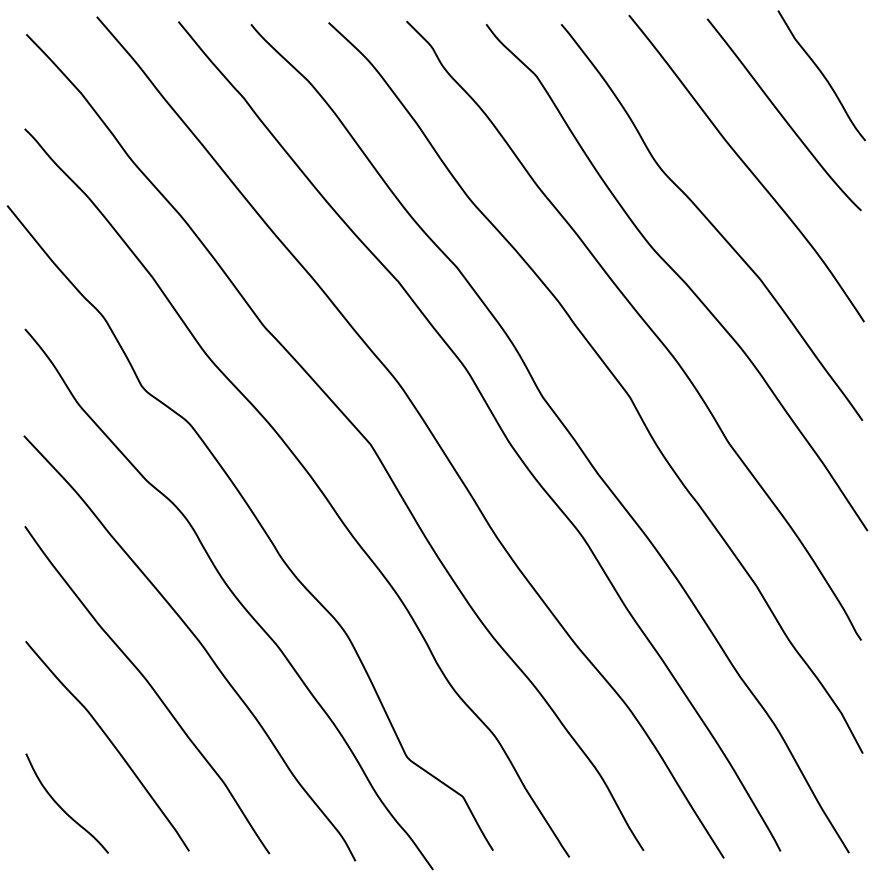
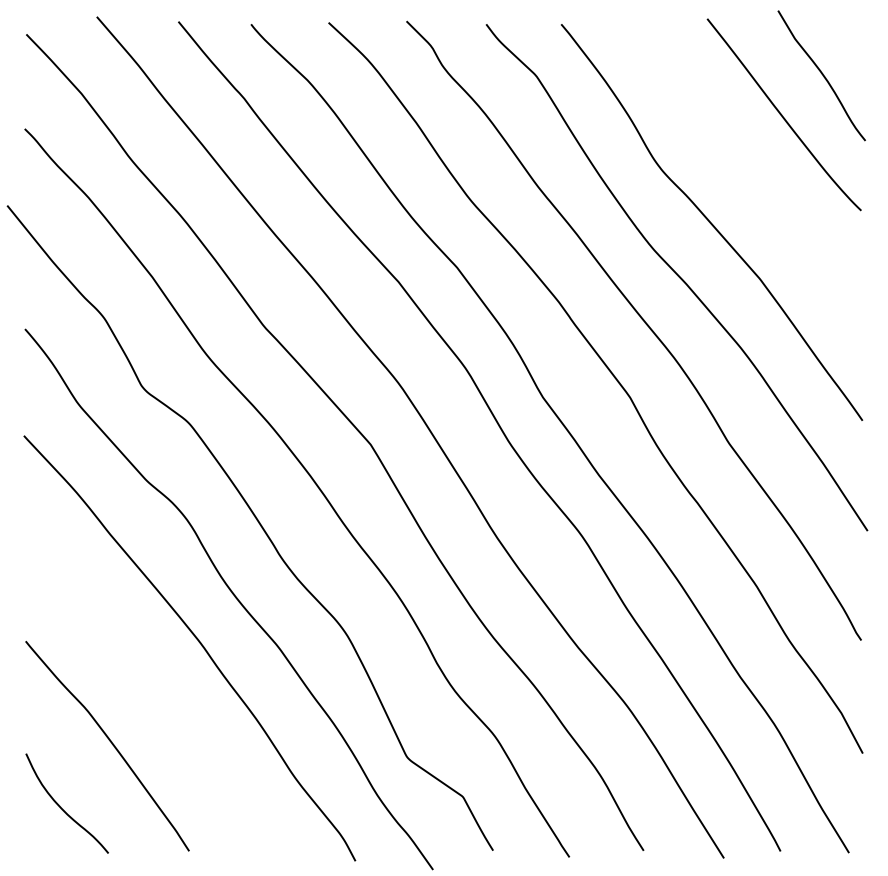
curve: present -> none (746, 167)
curve: present -> none (150, 687)
